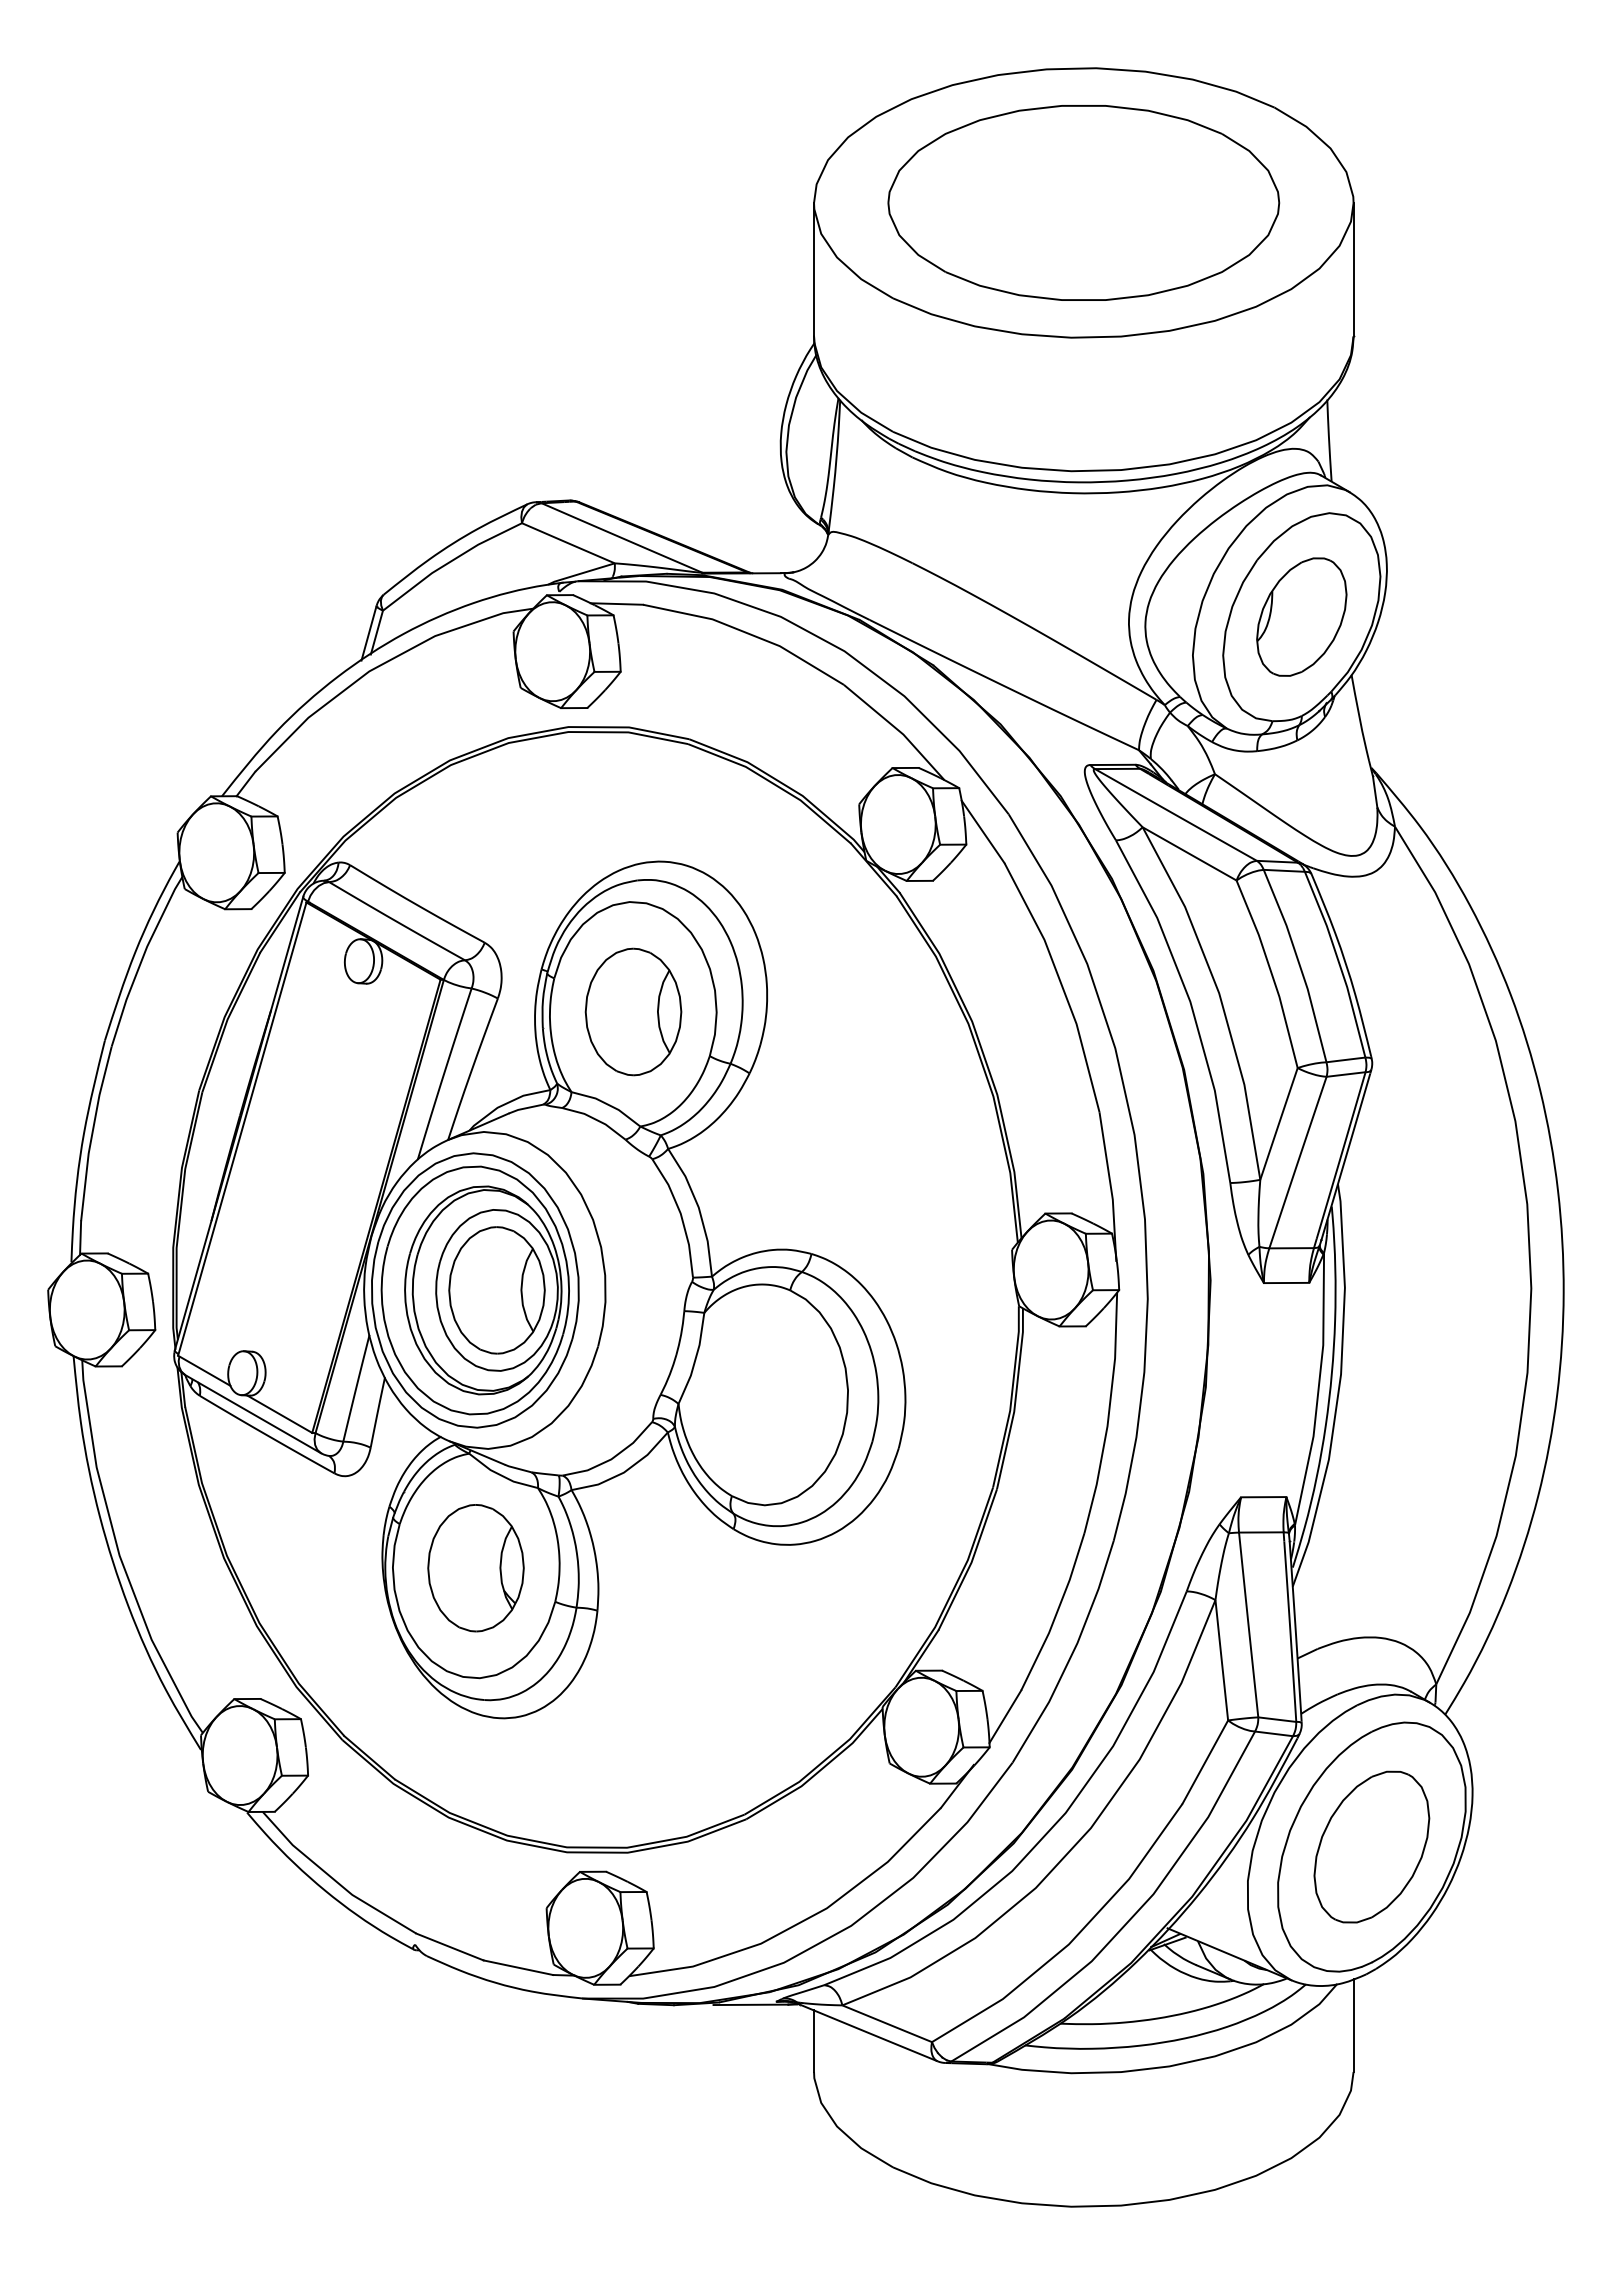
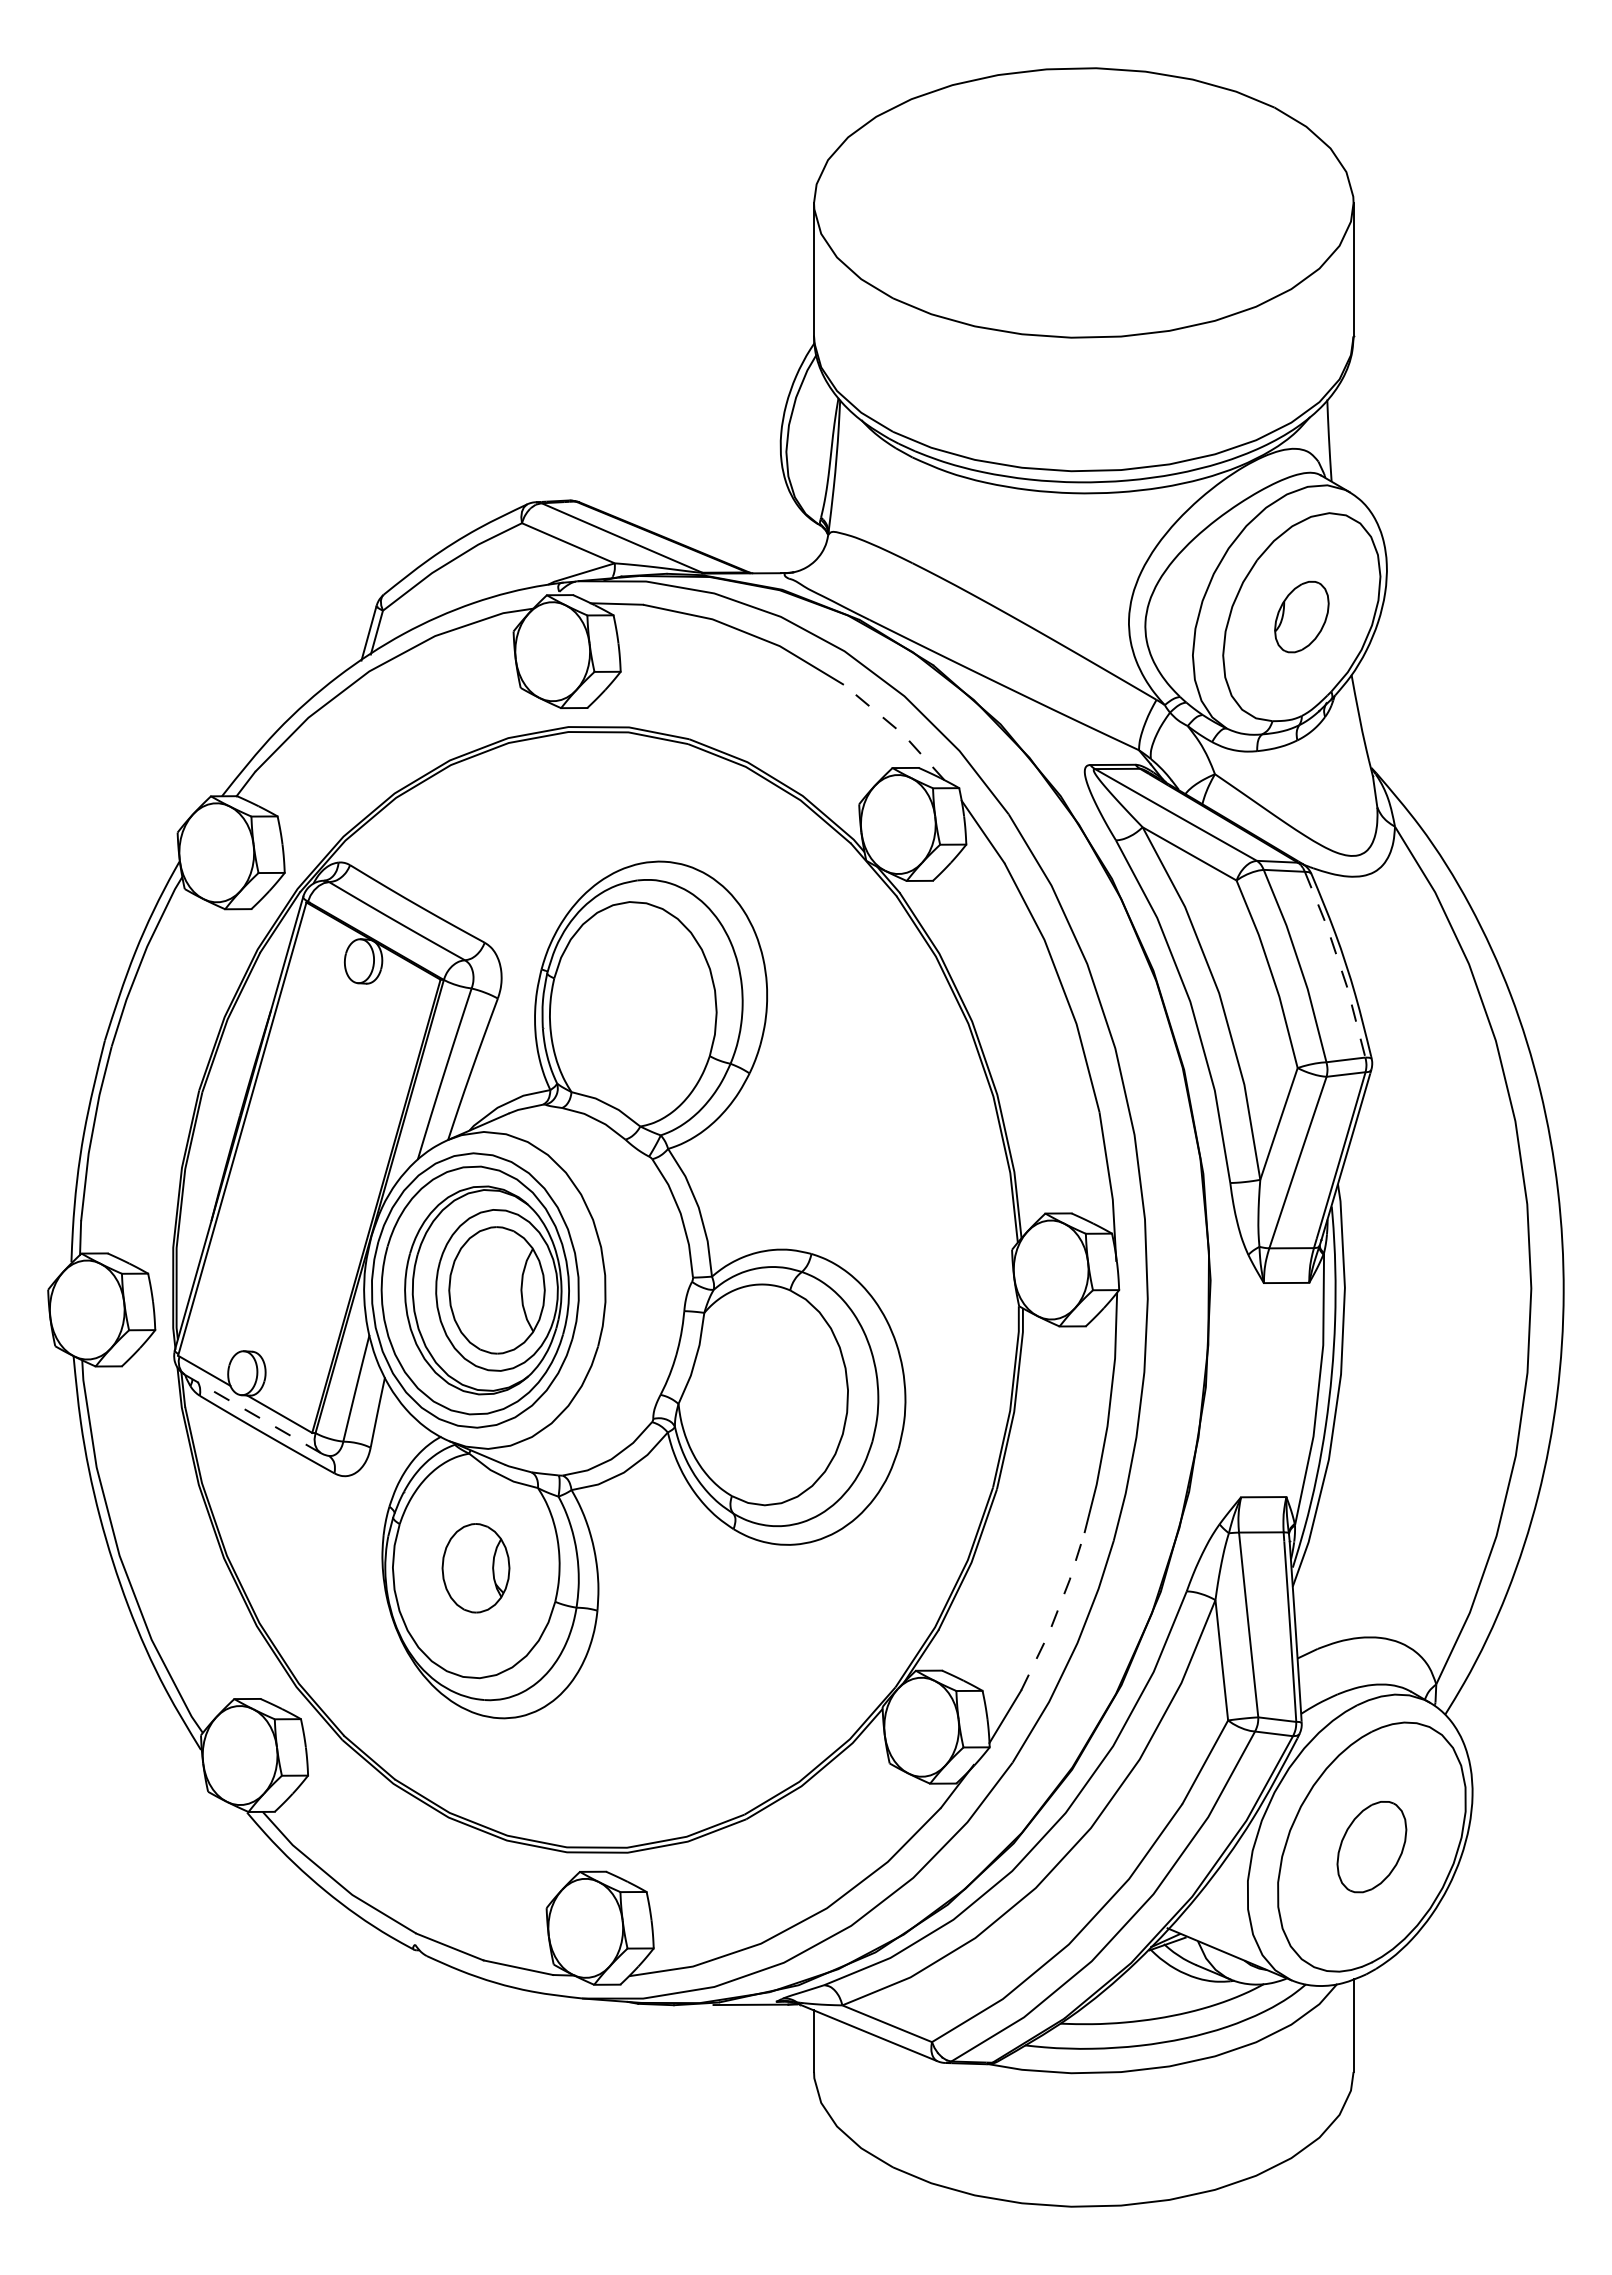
part: present -> none (1083, 202)
part size: 92x120 px -> 56x74 px (1301, 616)
line: solid -> dashed (897, 729)
line: solid -> dashed (1339, 963)
part: present -> none (633, 1011)
line: solid -> dashed (252, 1413)
part size: 98x129 px -> 70x91 px (475, 1568)
line: solid -> dashed (1056, 1612)
part size: 118x154 px -> 72x93 px (1371, 1847)
